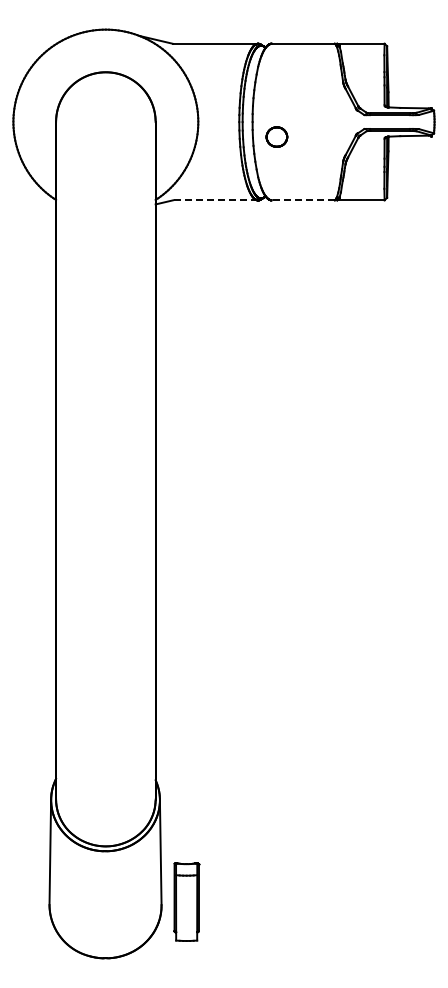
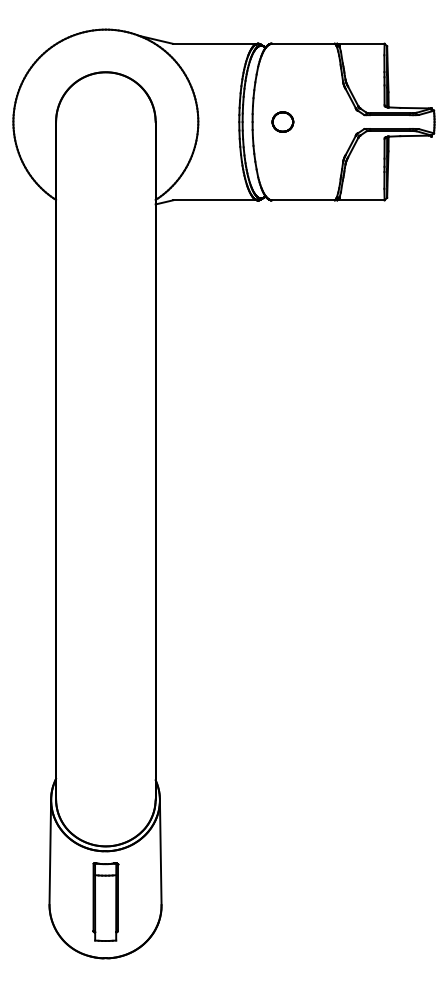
part position: (276, 136) -> (282, 121) (282, 121)
line: dashed -> solid (215, 200)
line: dashed -> solid (303, 200)
part position: (186, 901) -> (105, 901) (105, 901)
